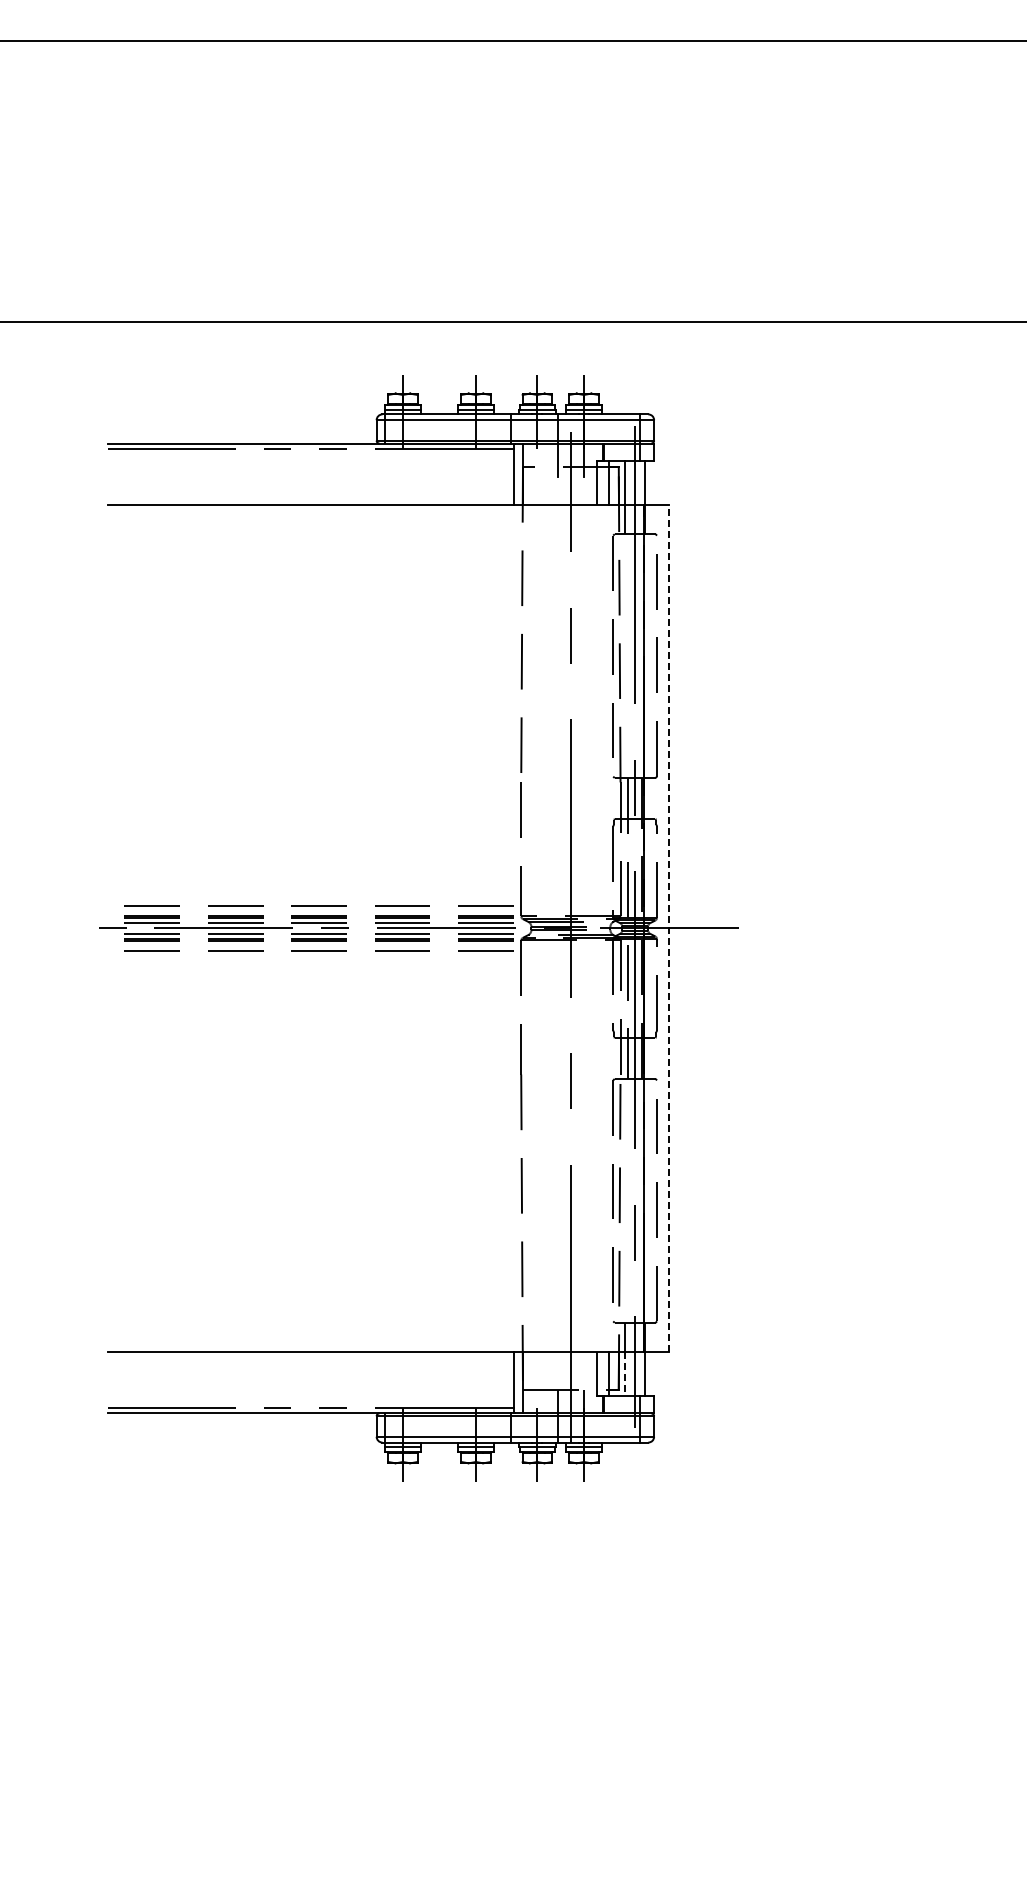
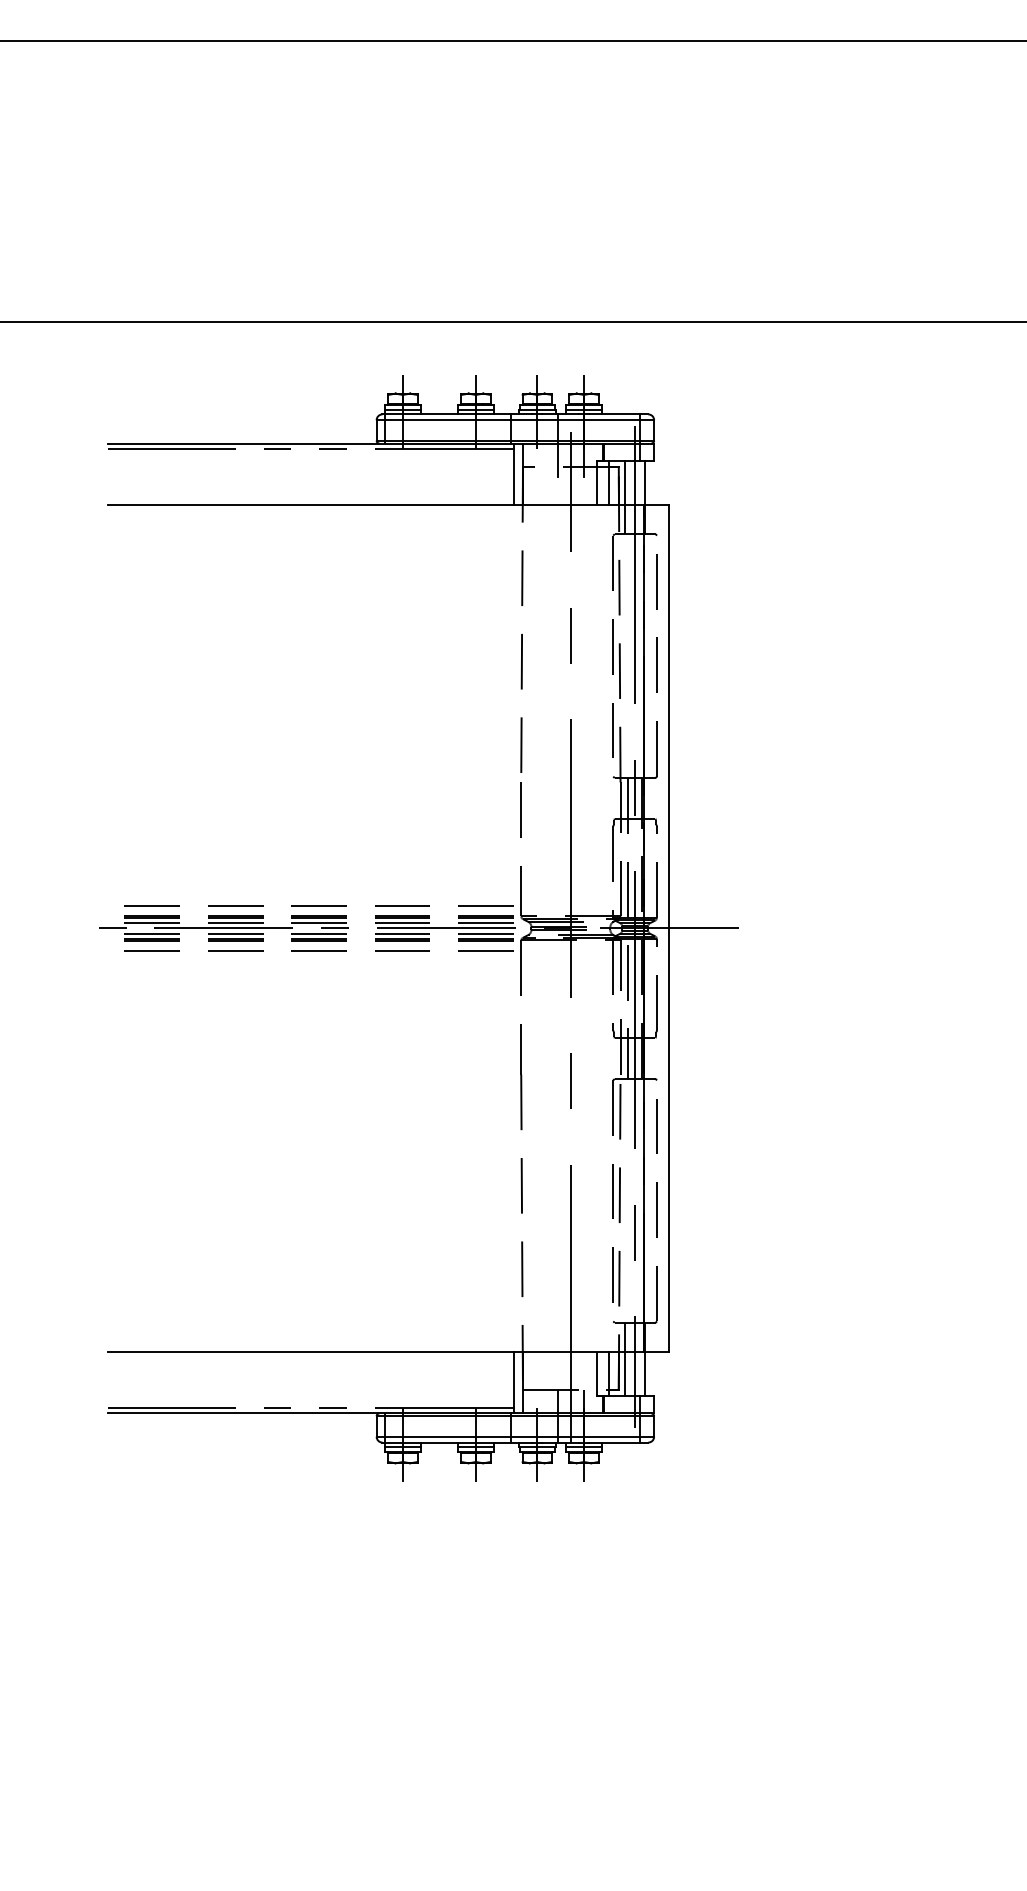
line: dashed -> solid (668, 928)
line: dashed -> solid (624, 1373)
